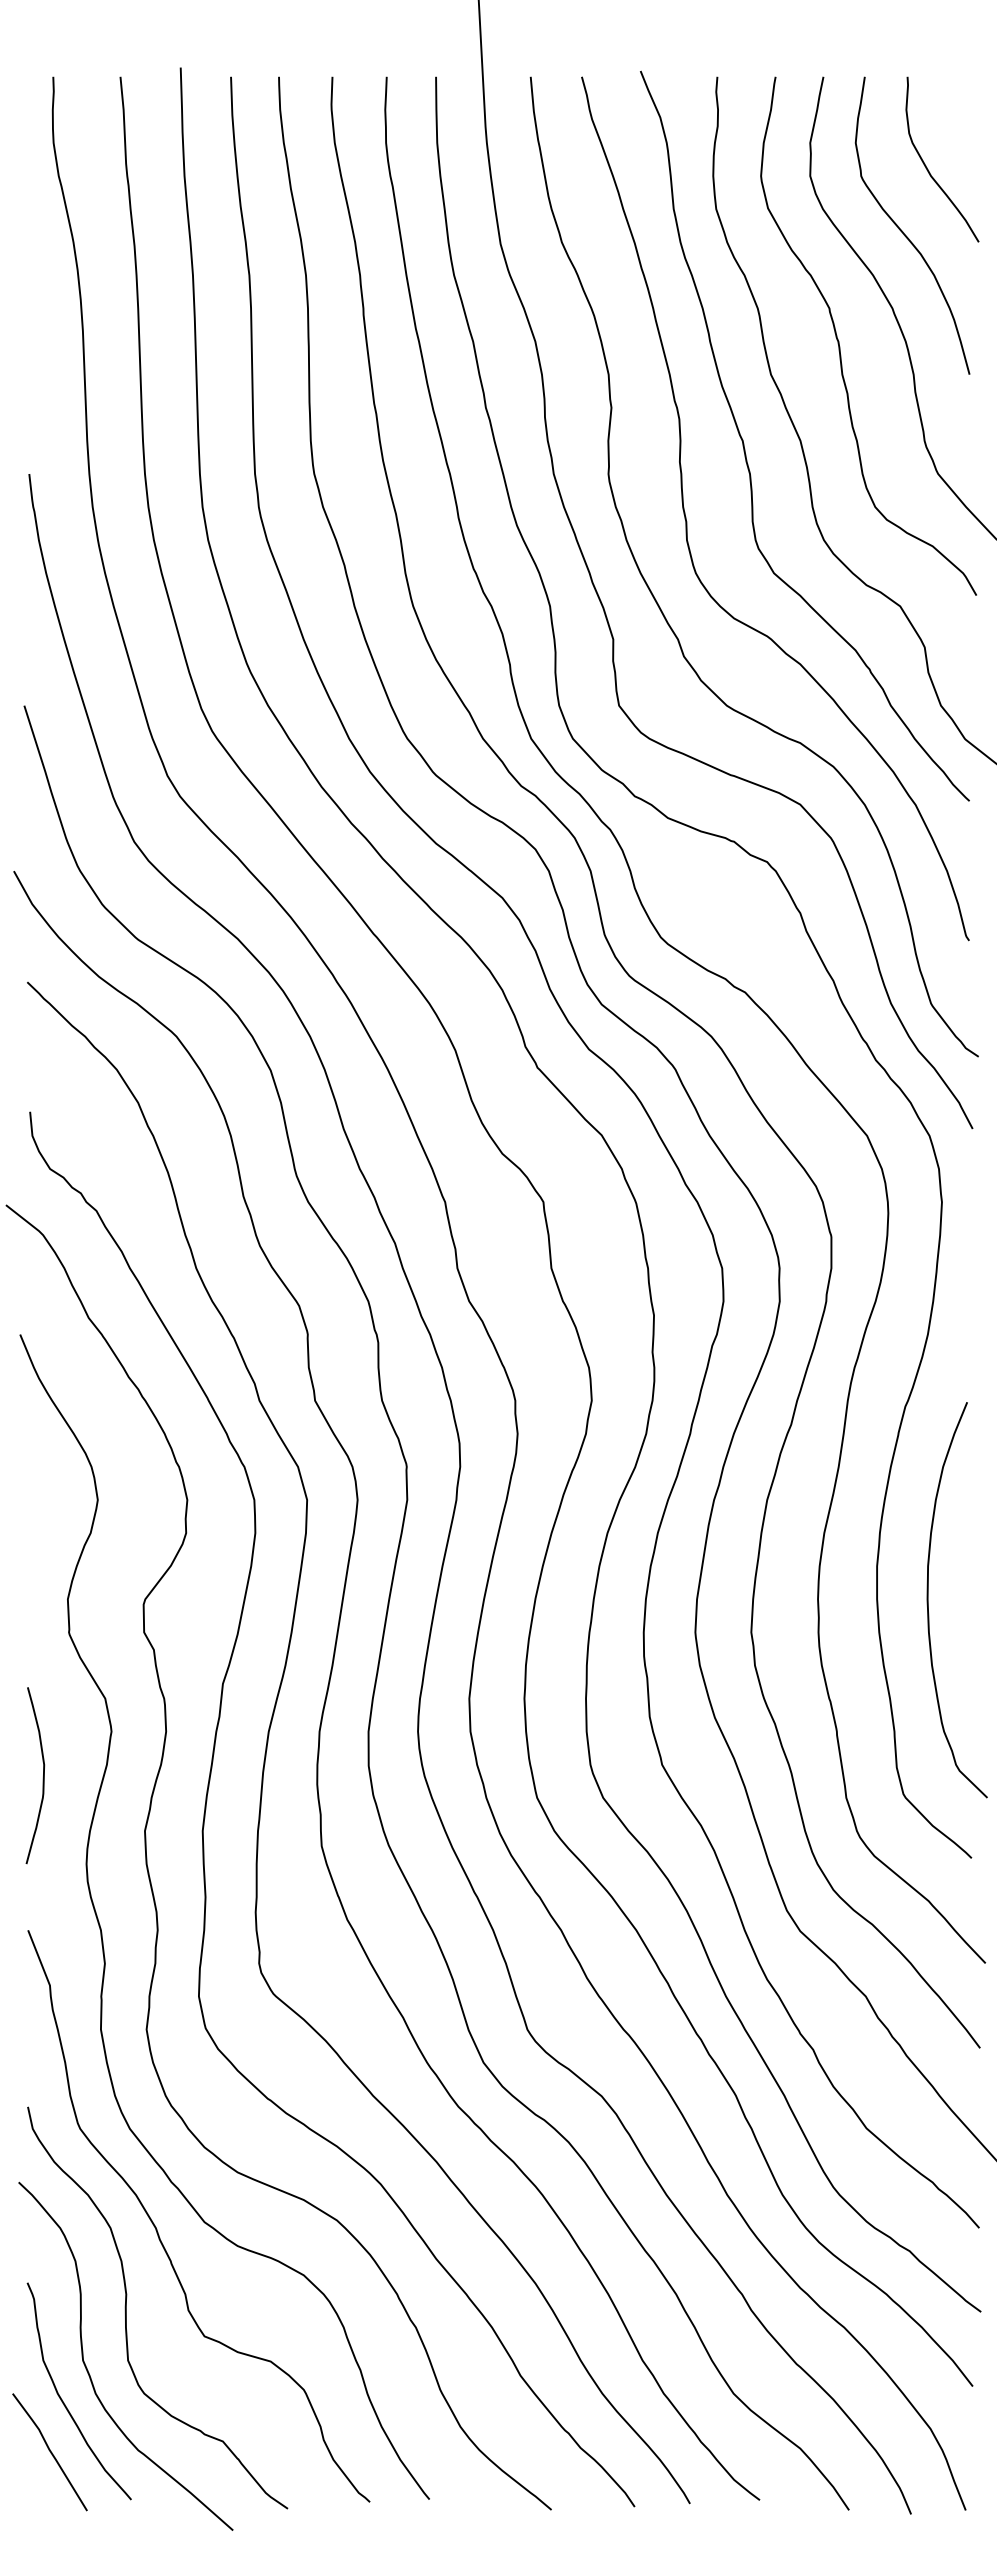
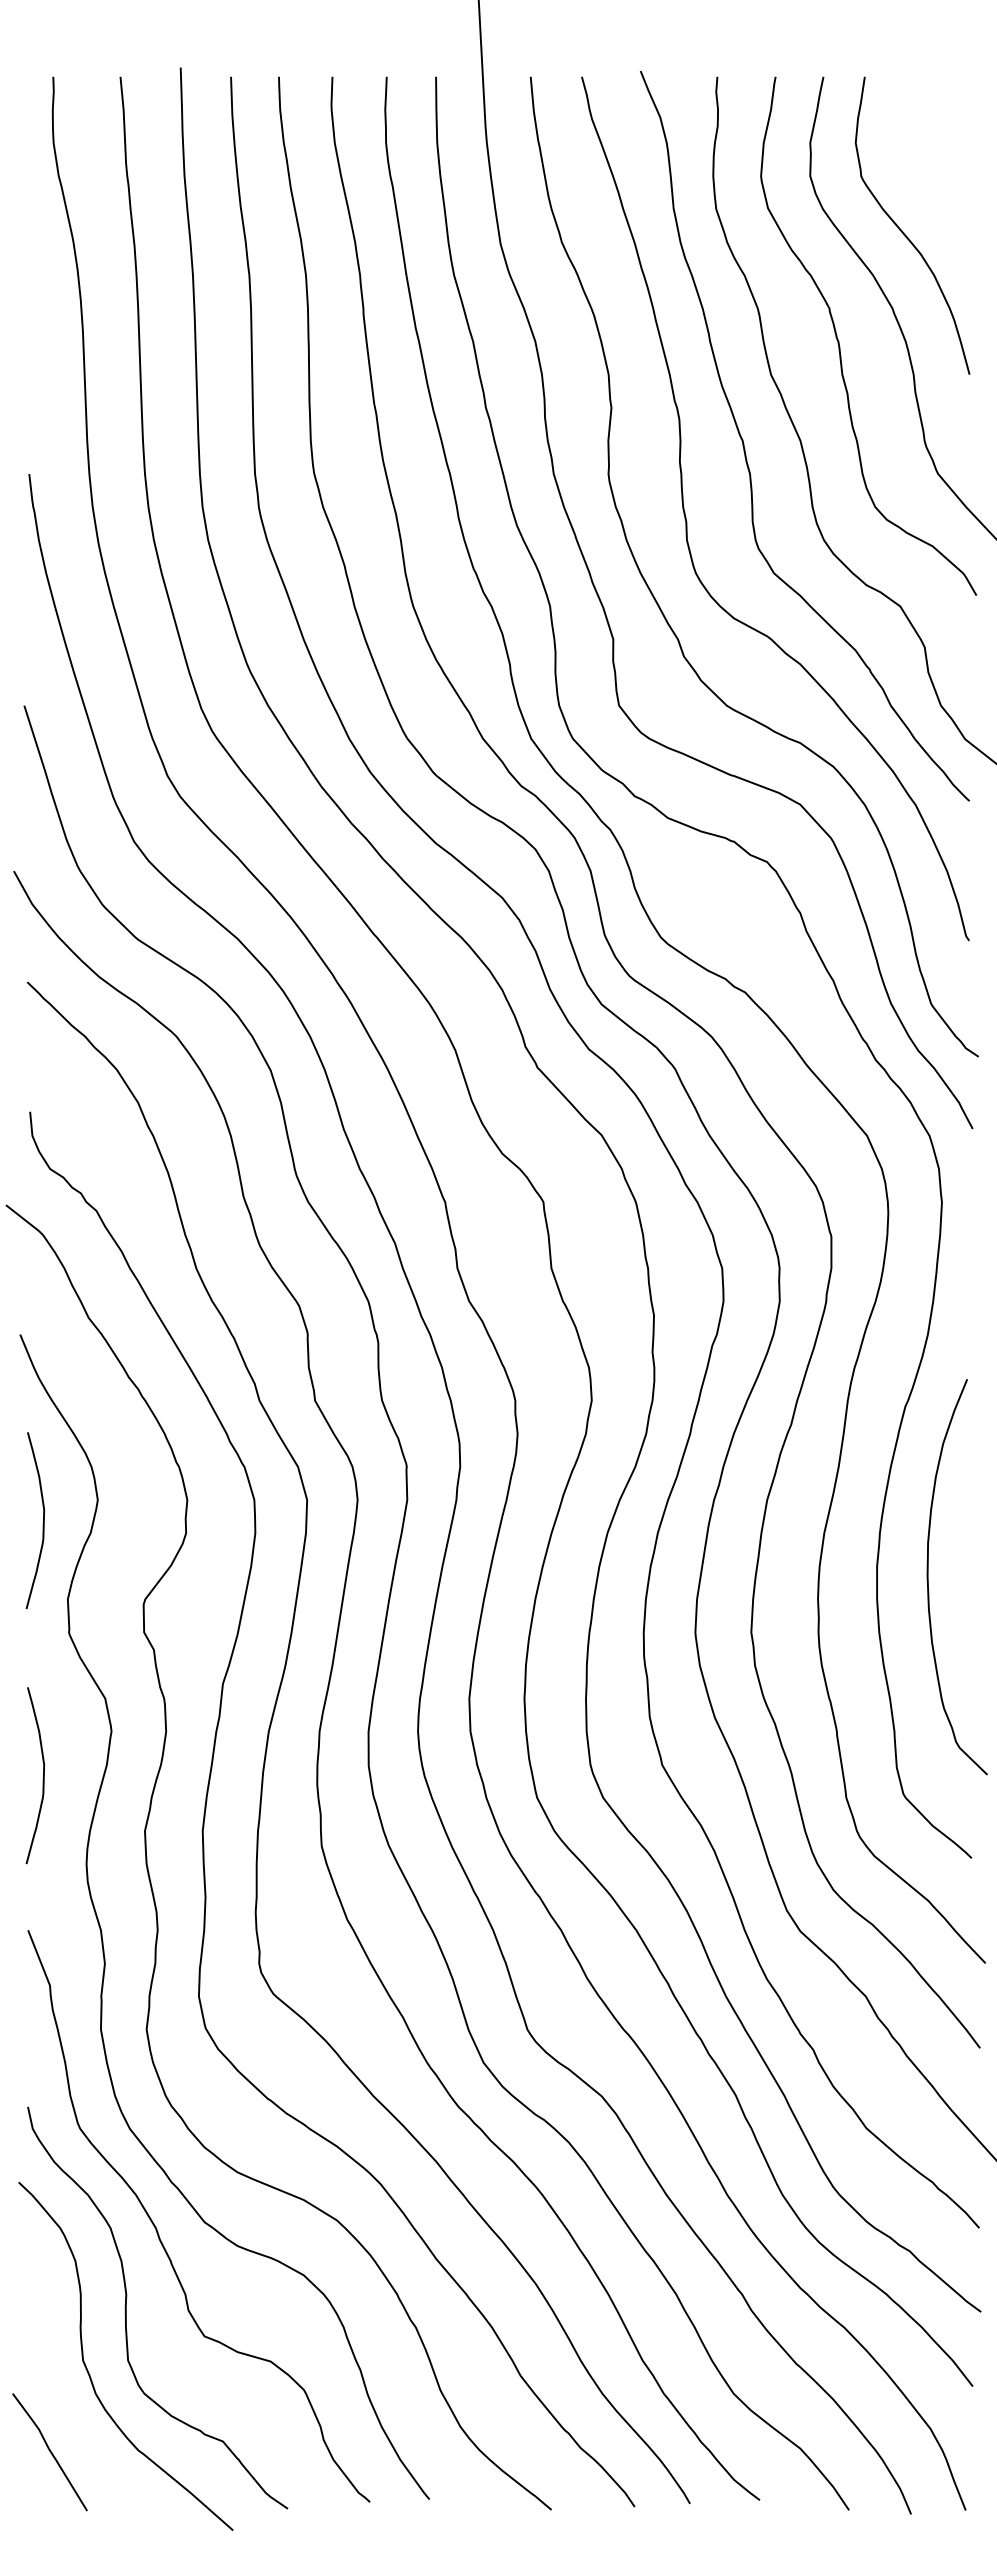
curve: present -> none (927, 167)
curve: none -> present (42, 1522)
curve position: (928, 1600) -> (928, 1577) (928, 1577)
curve: present -> none (64, 2402)
